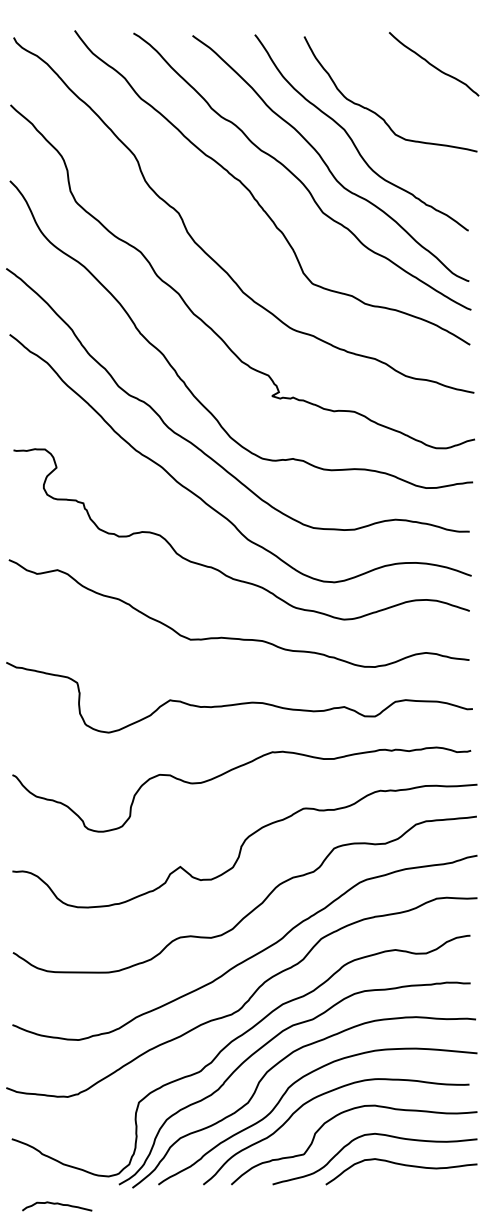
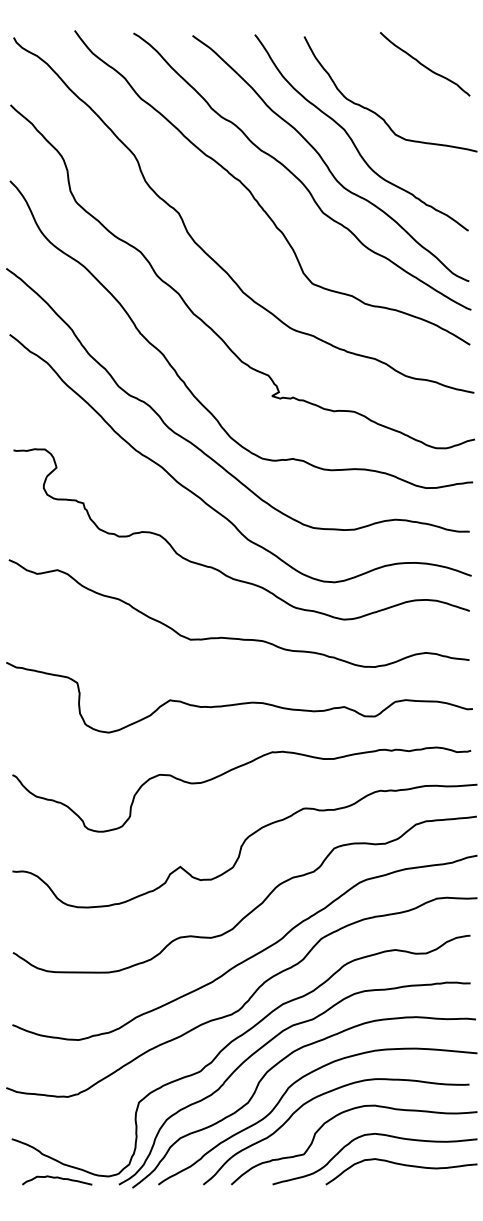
curve position: (432, 64) -> (423, 64) (423, 64)
curve position: (57, 1204) -> (57, 1178) (57, 1178)
